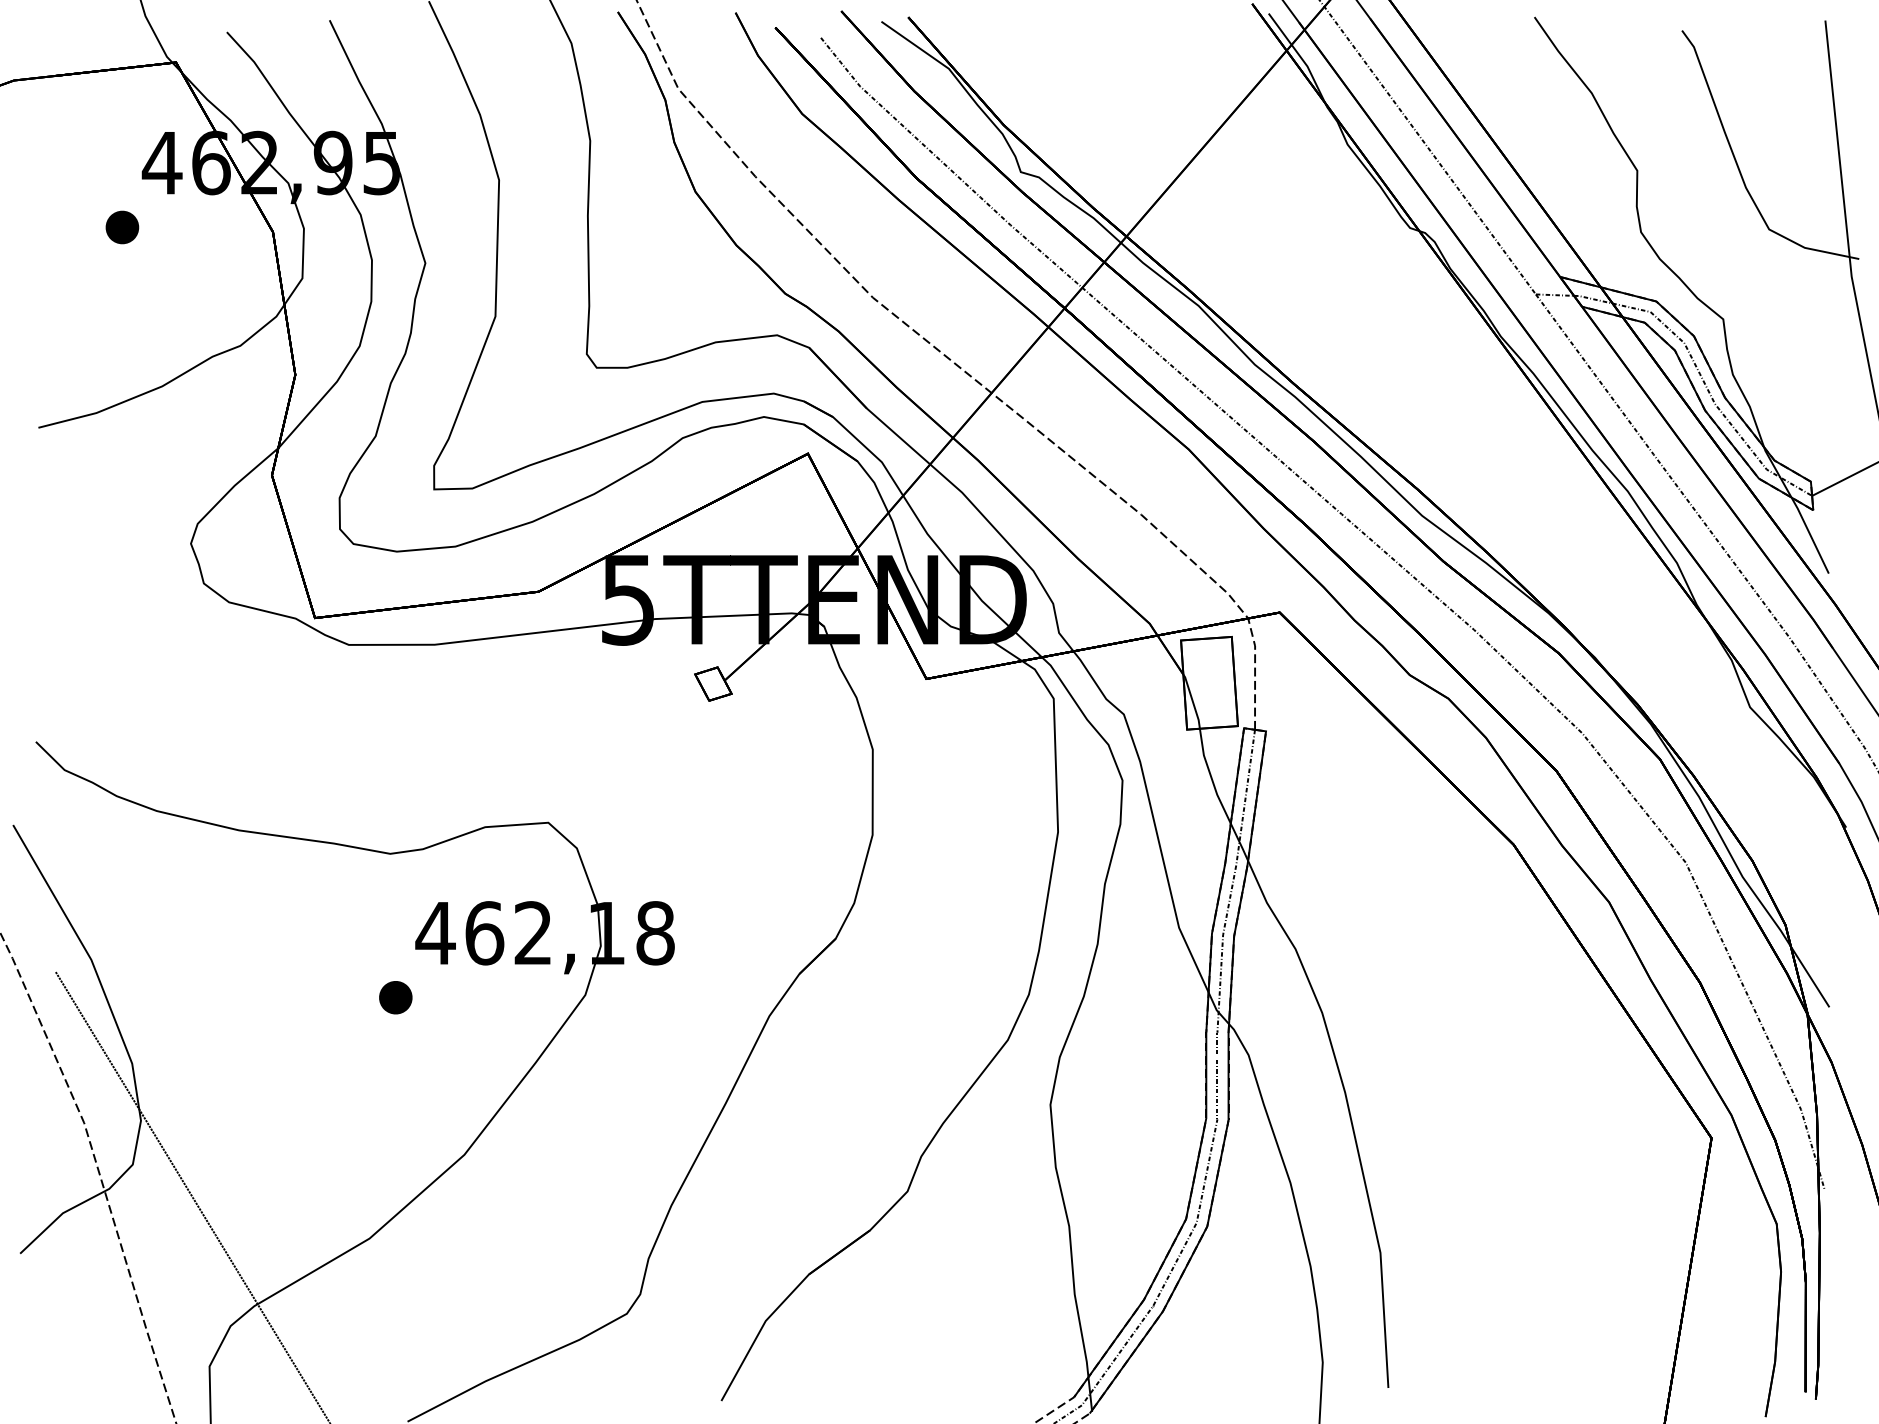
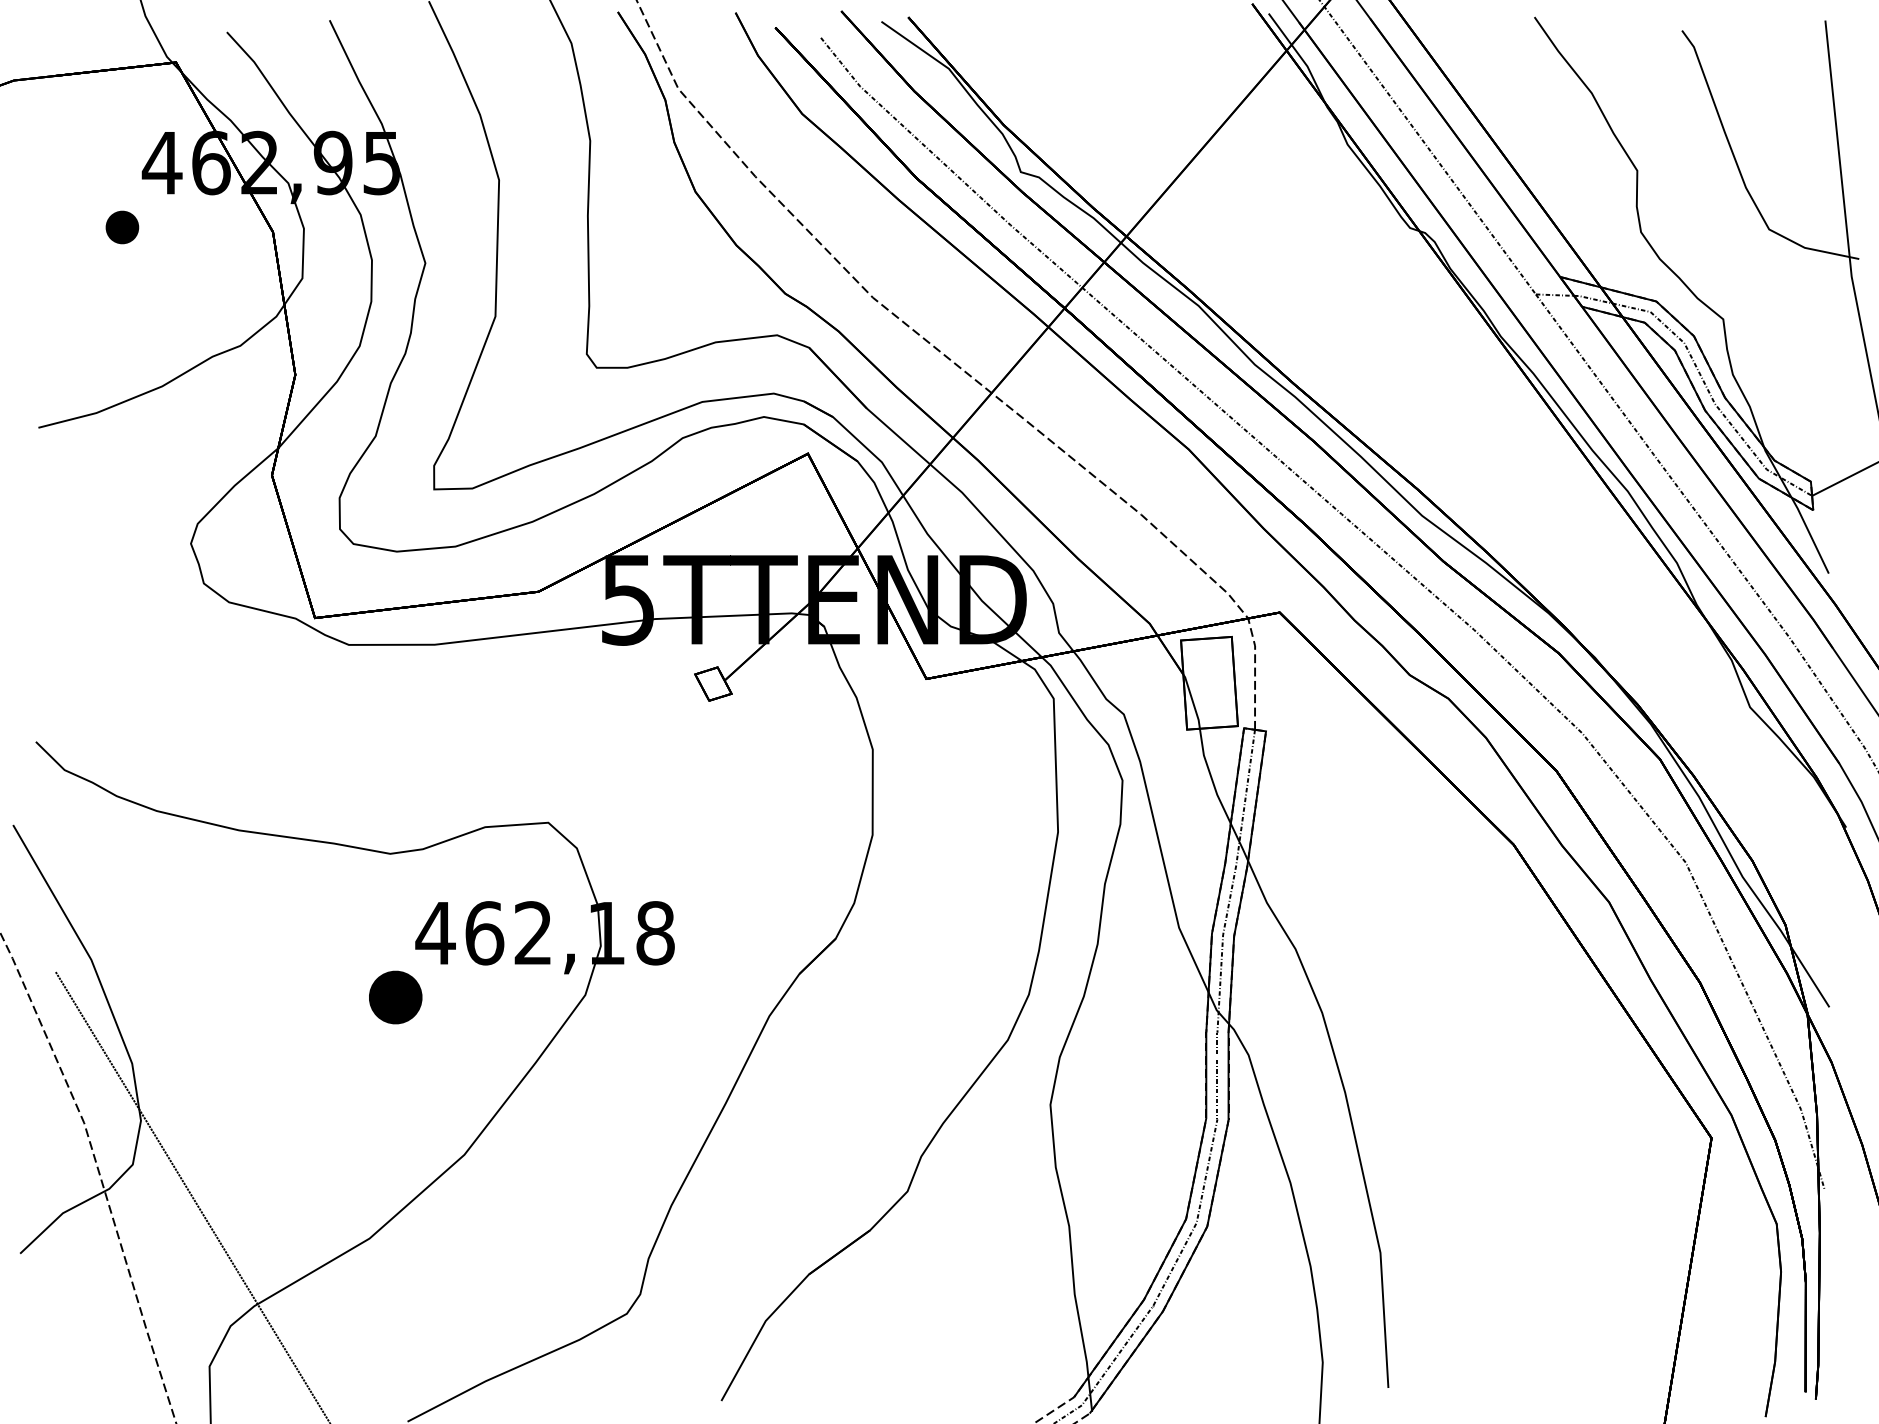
part size: 34x34 px -> 54x55 px (395, 997)
